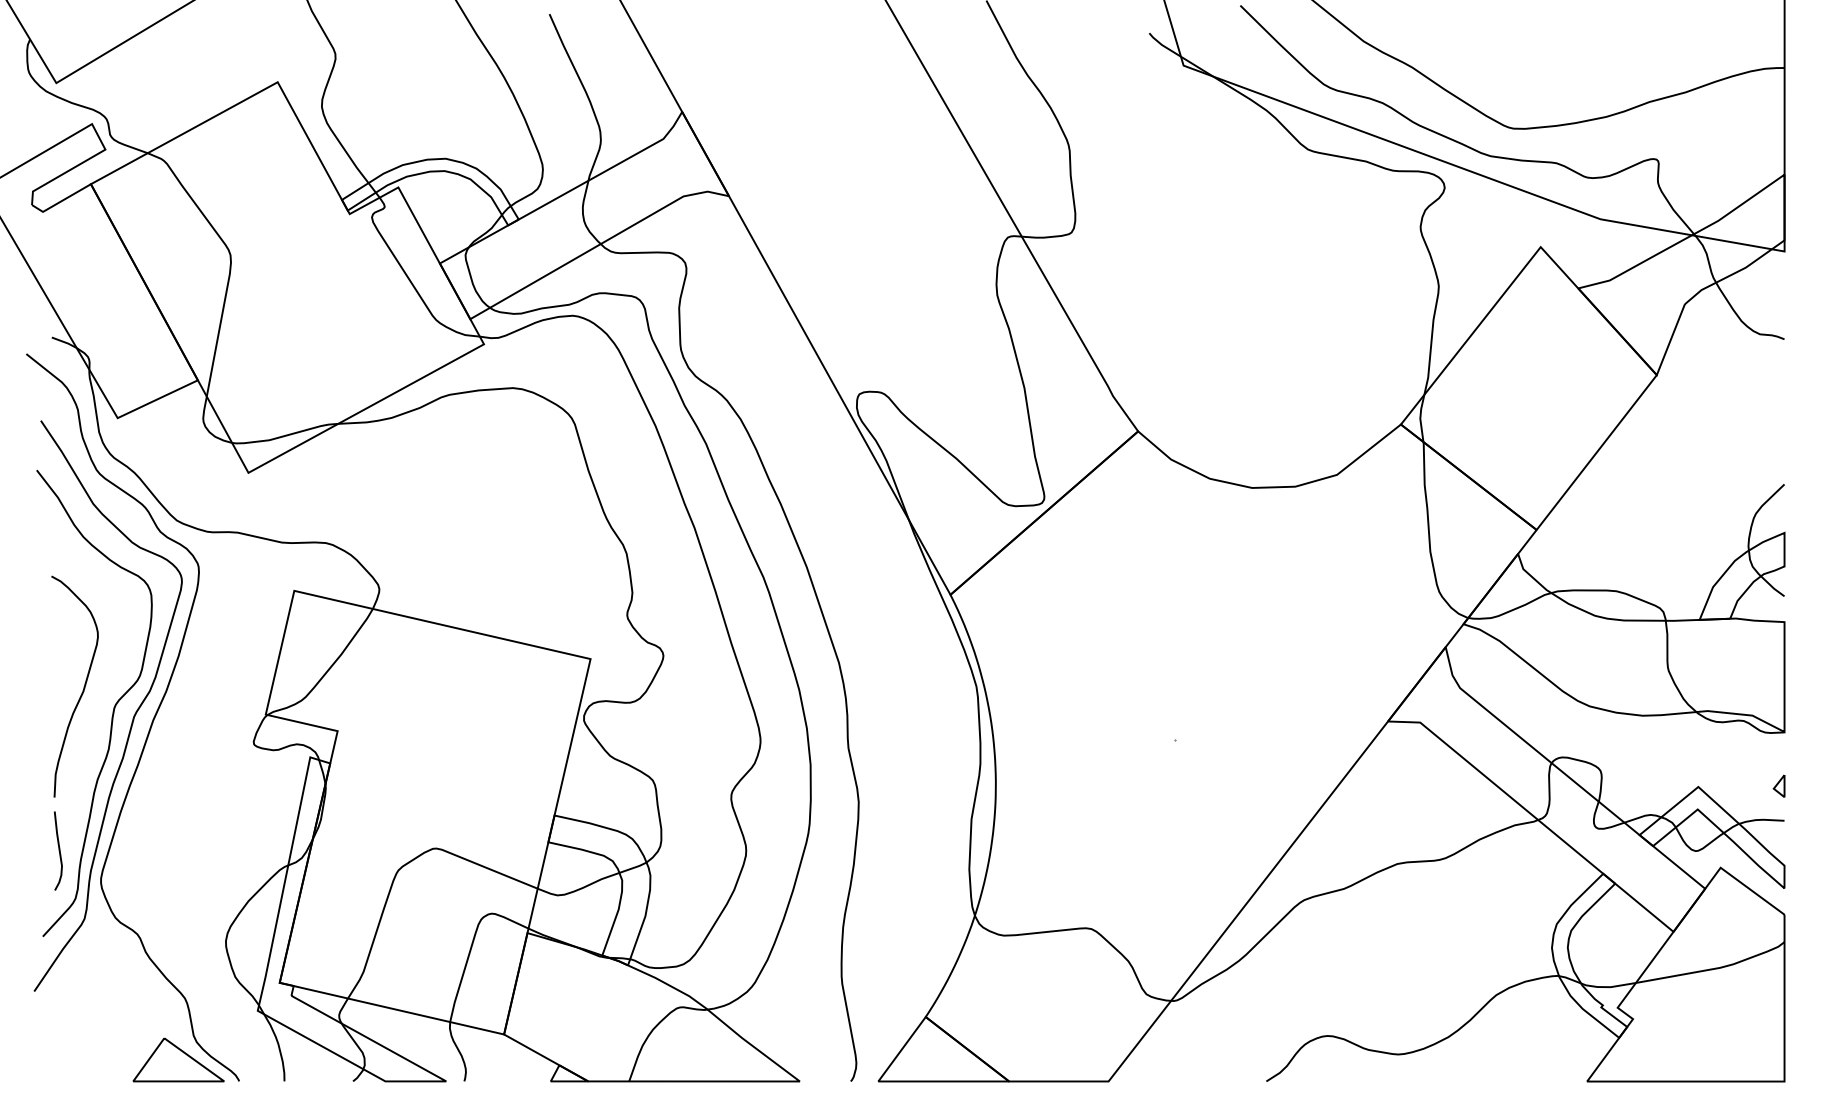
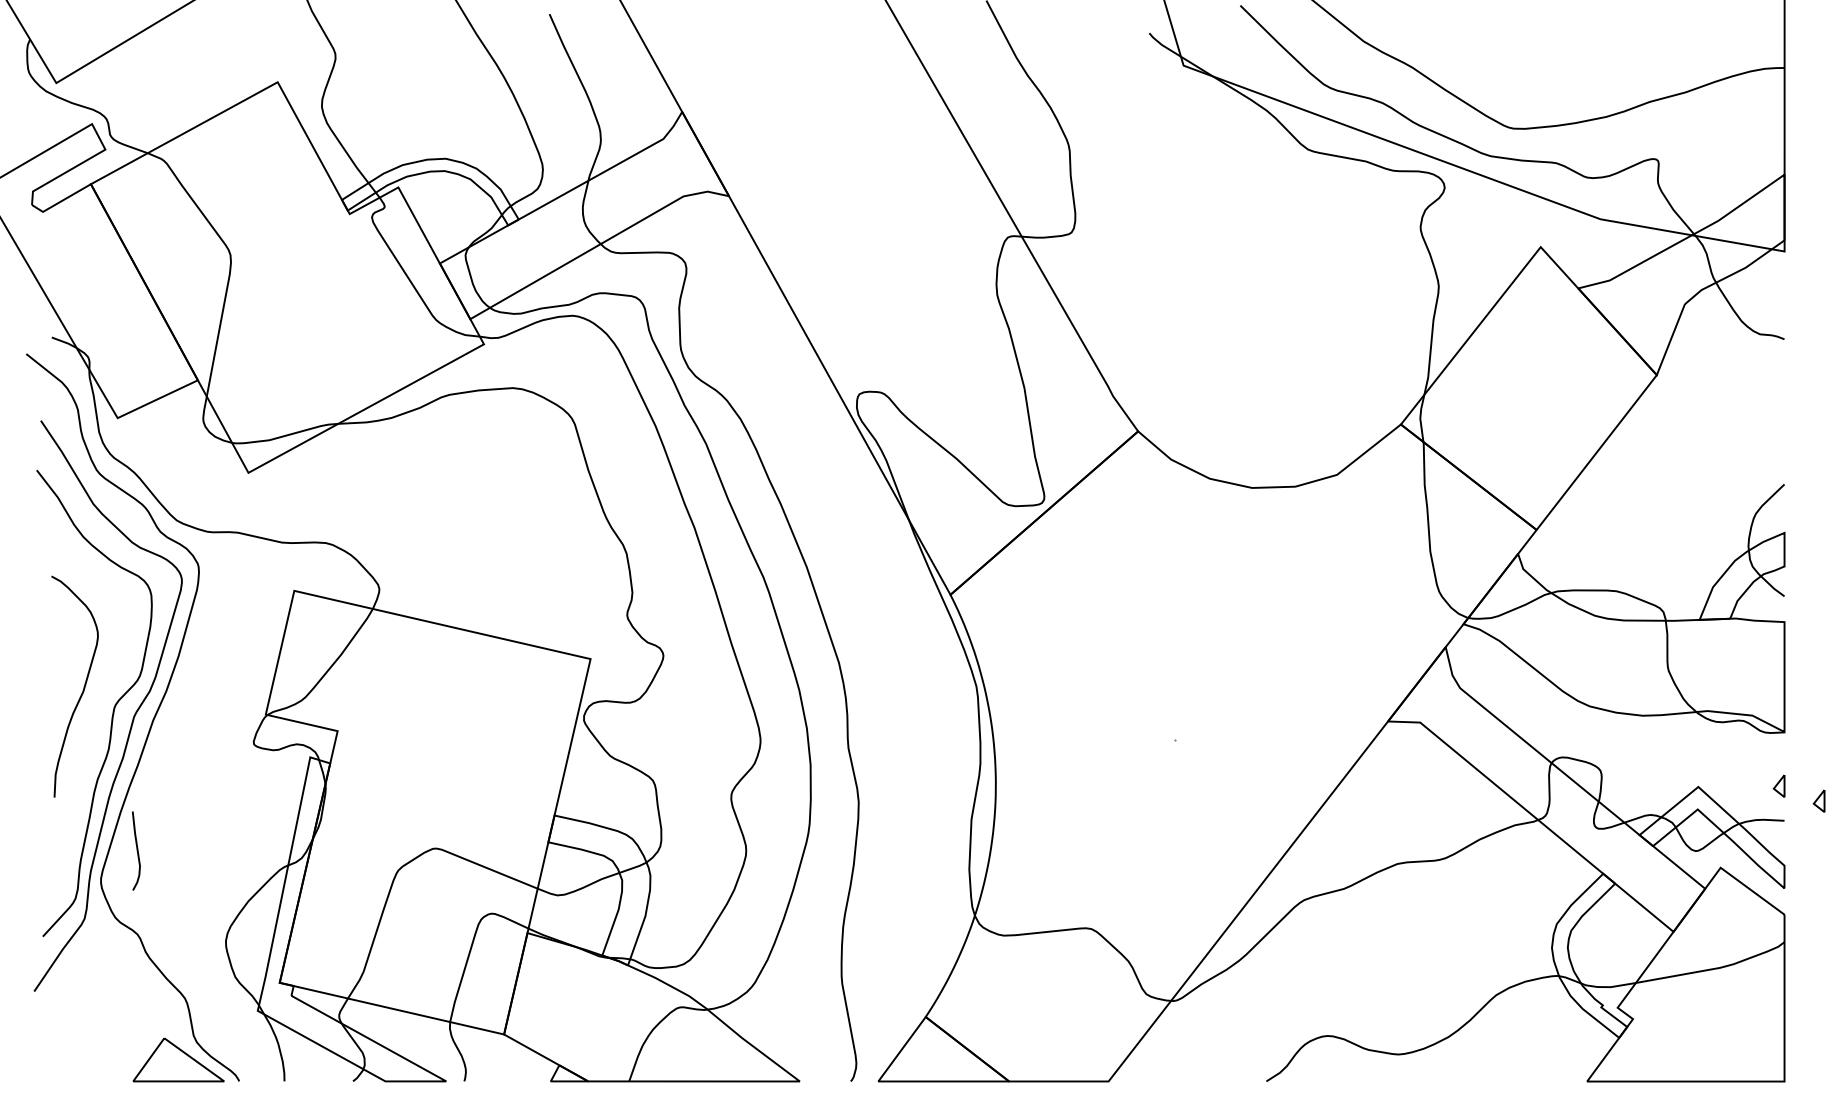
part: none -> present (1818, 800)
curve position: (58, 850) -> (136, 850) (136, 850)
